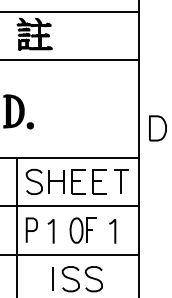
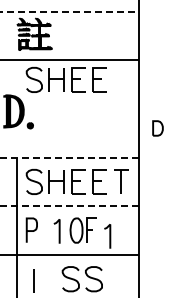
line: solid -> dashed (69, 11)
part: none -> present (65, 79)
part size: 18x27 px -> 12x17 px (157, 128)
line: solid -> dashed (69, 157)
line: solid -> dashed (69, 206)
line position: (52, 231) -> (58, 231) (58, 231)
line position: (114, 231) -> (109, 236) (109, 236)
line position: (52, 278) -> (33, 280) (33, 280)
